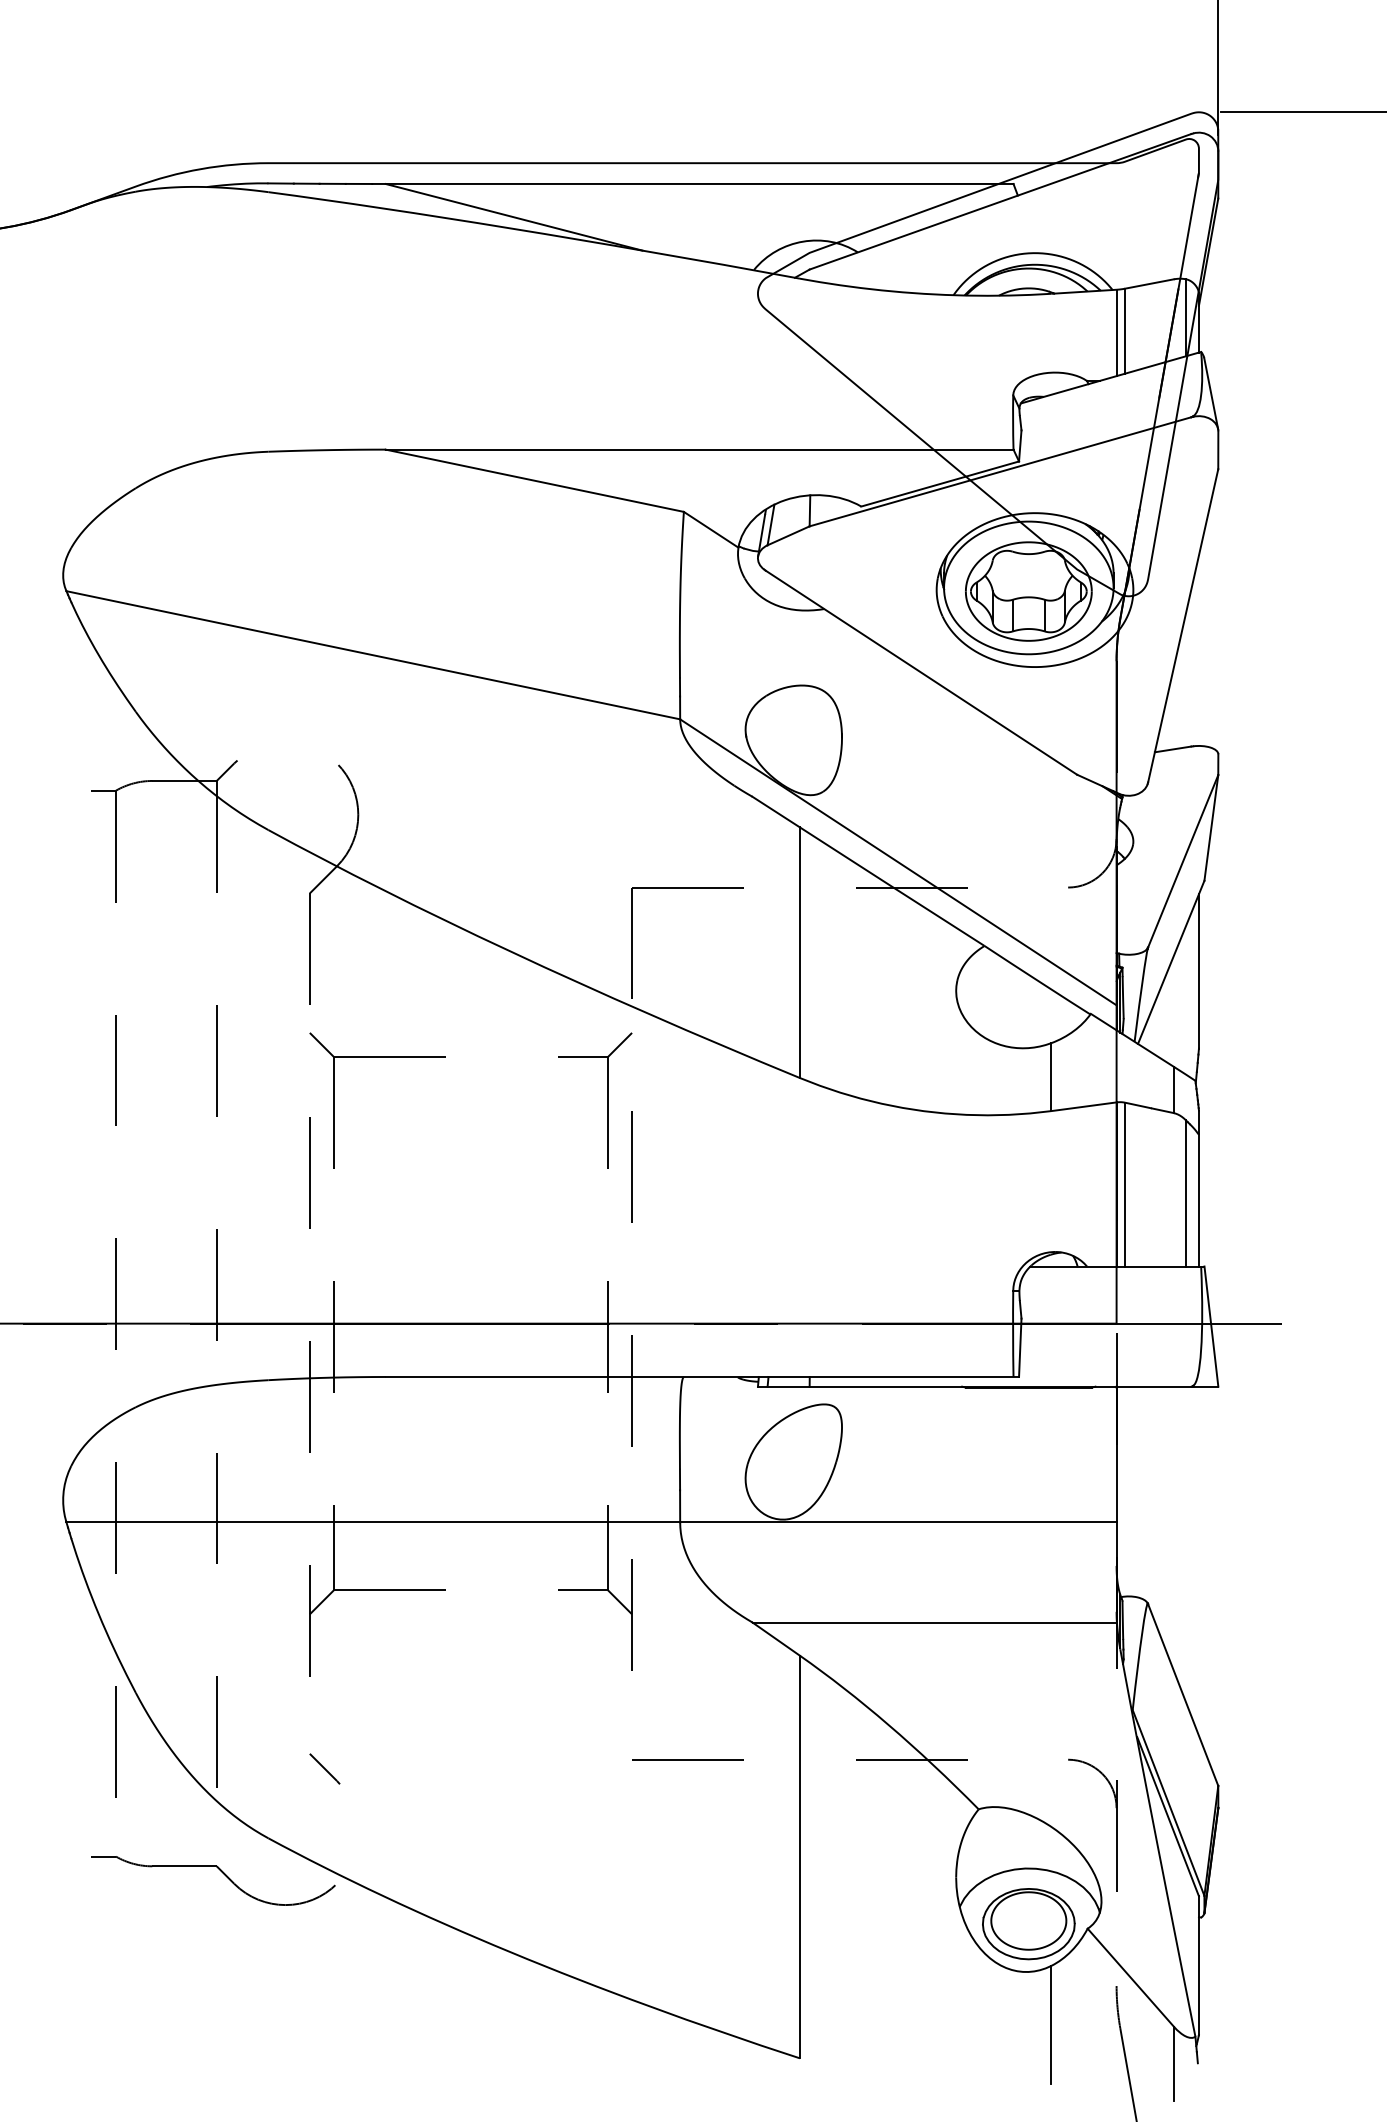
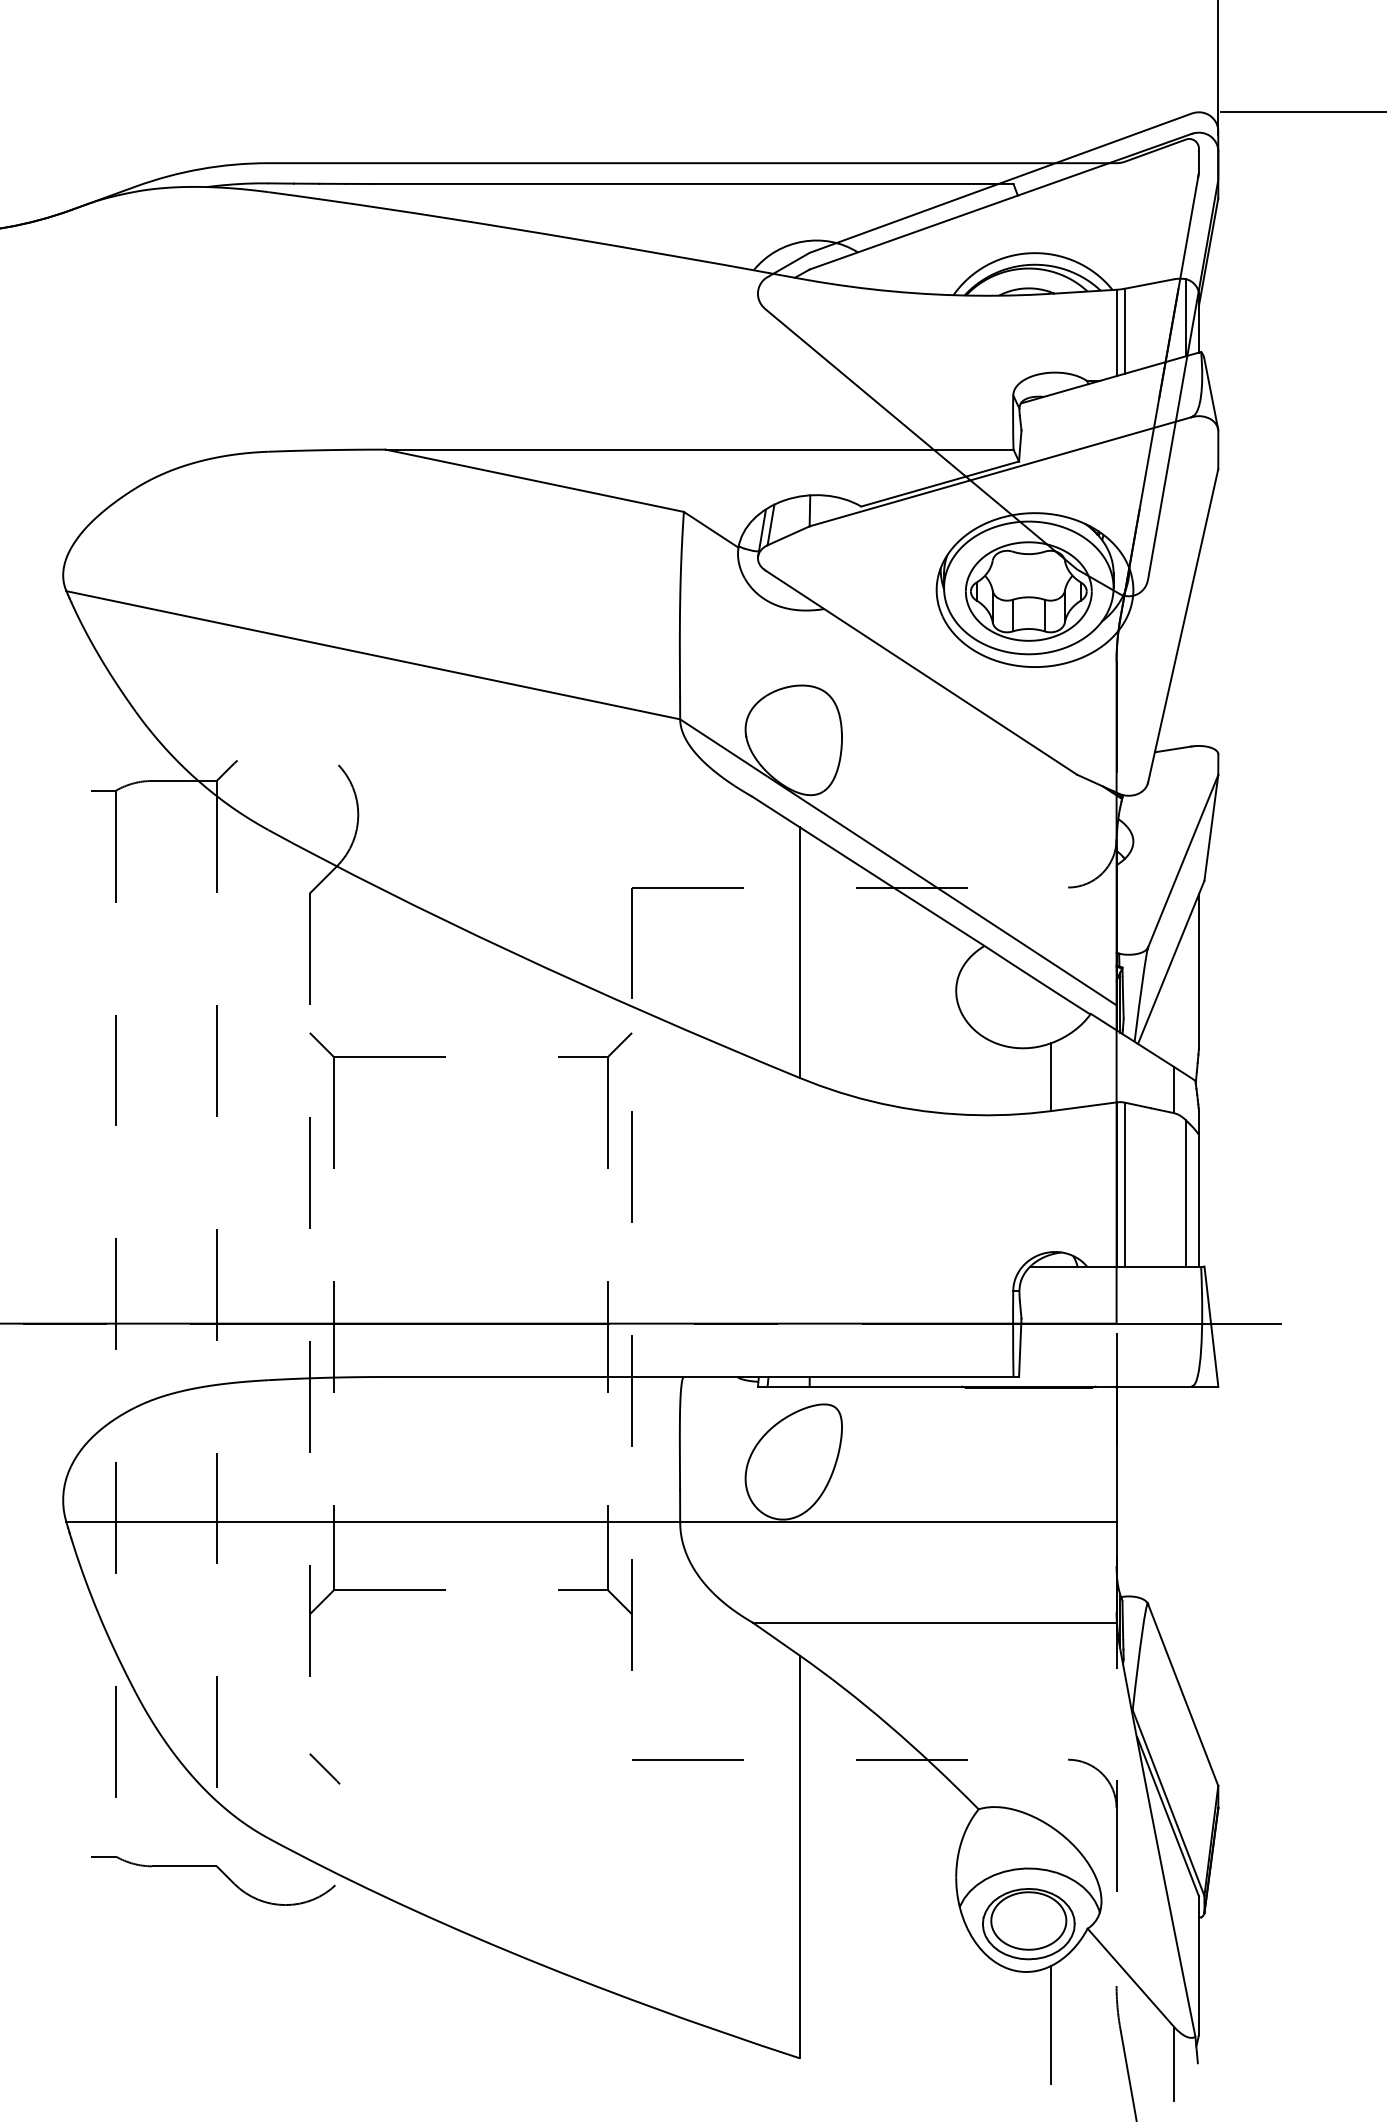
line: present -> none (513, 216)
